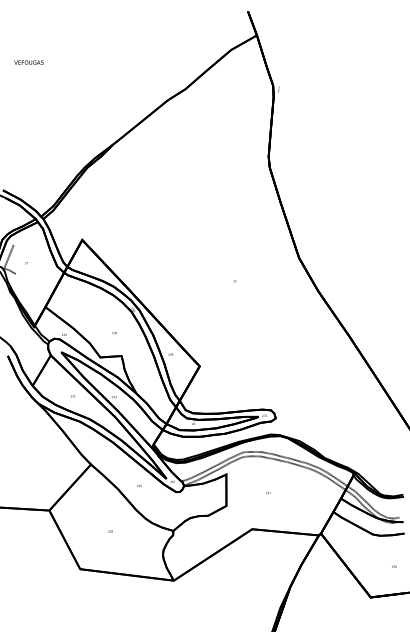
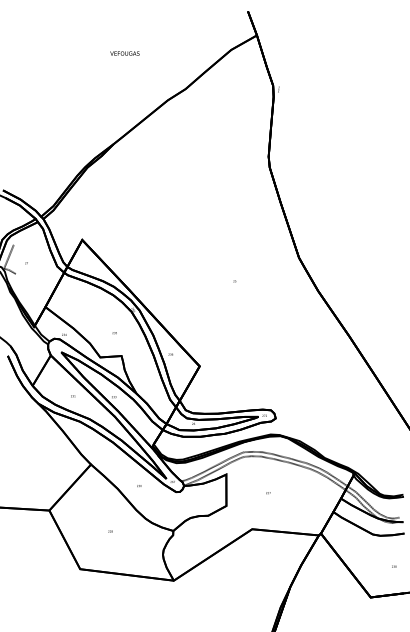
text position: (28, 62) -> (124, 53) (124, 53)
